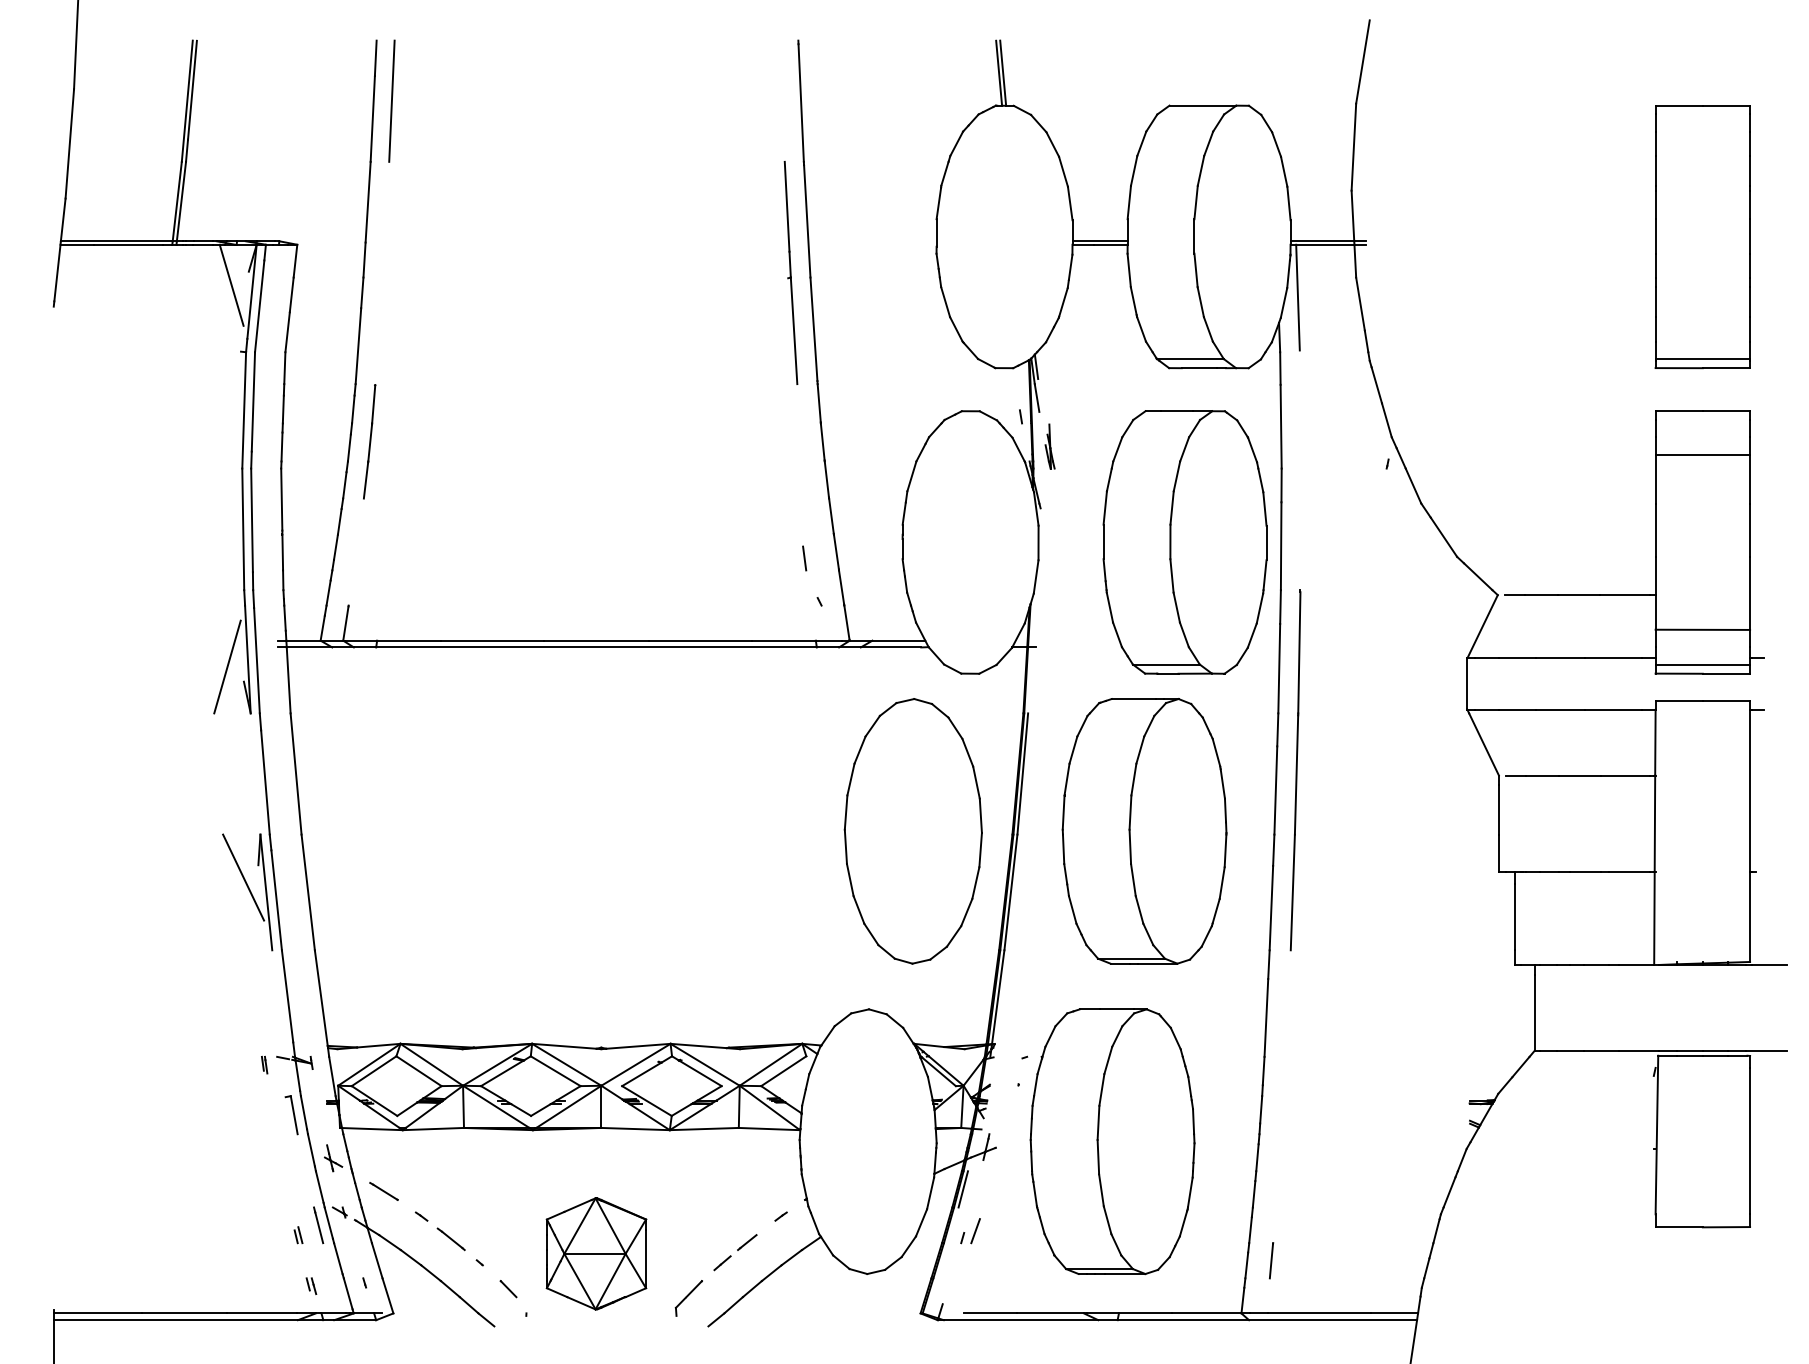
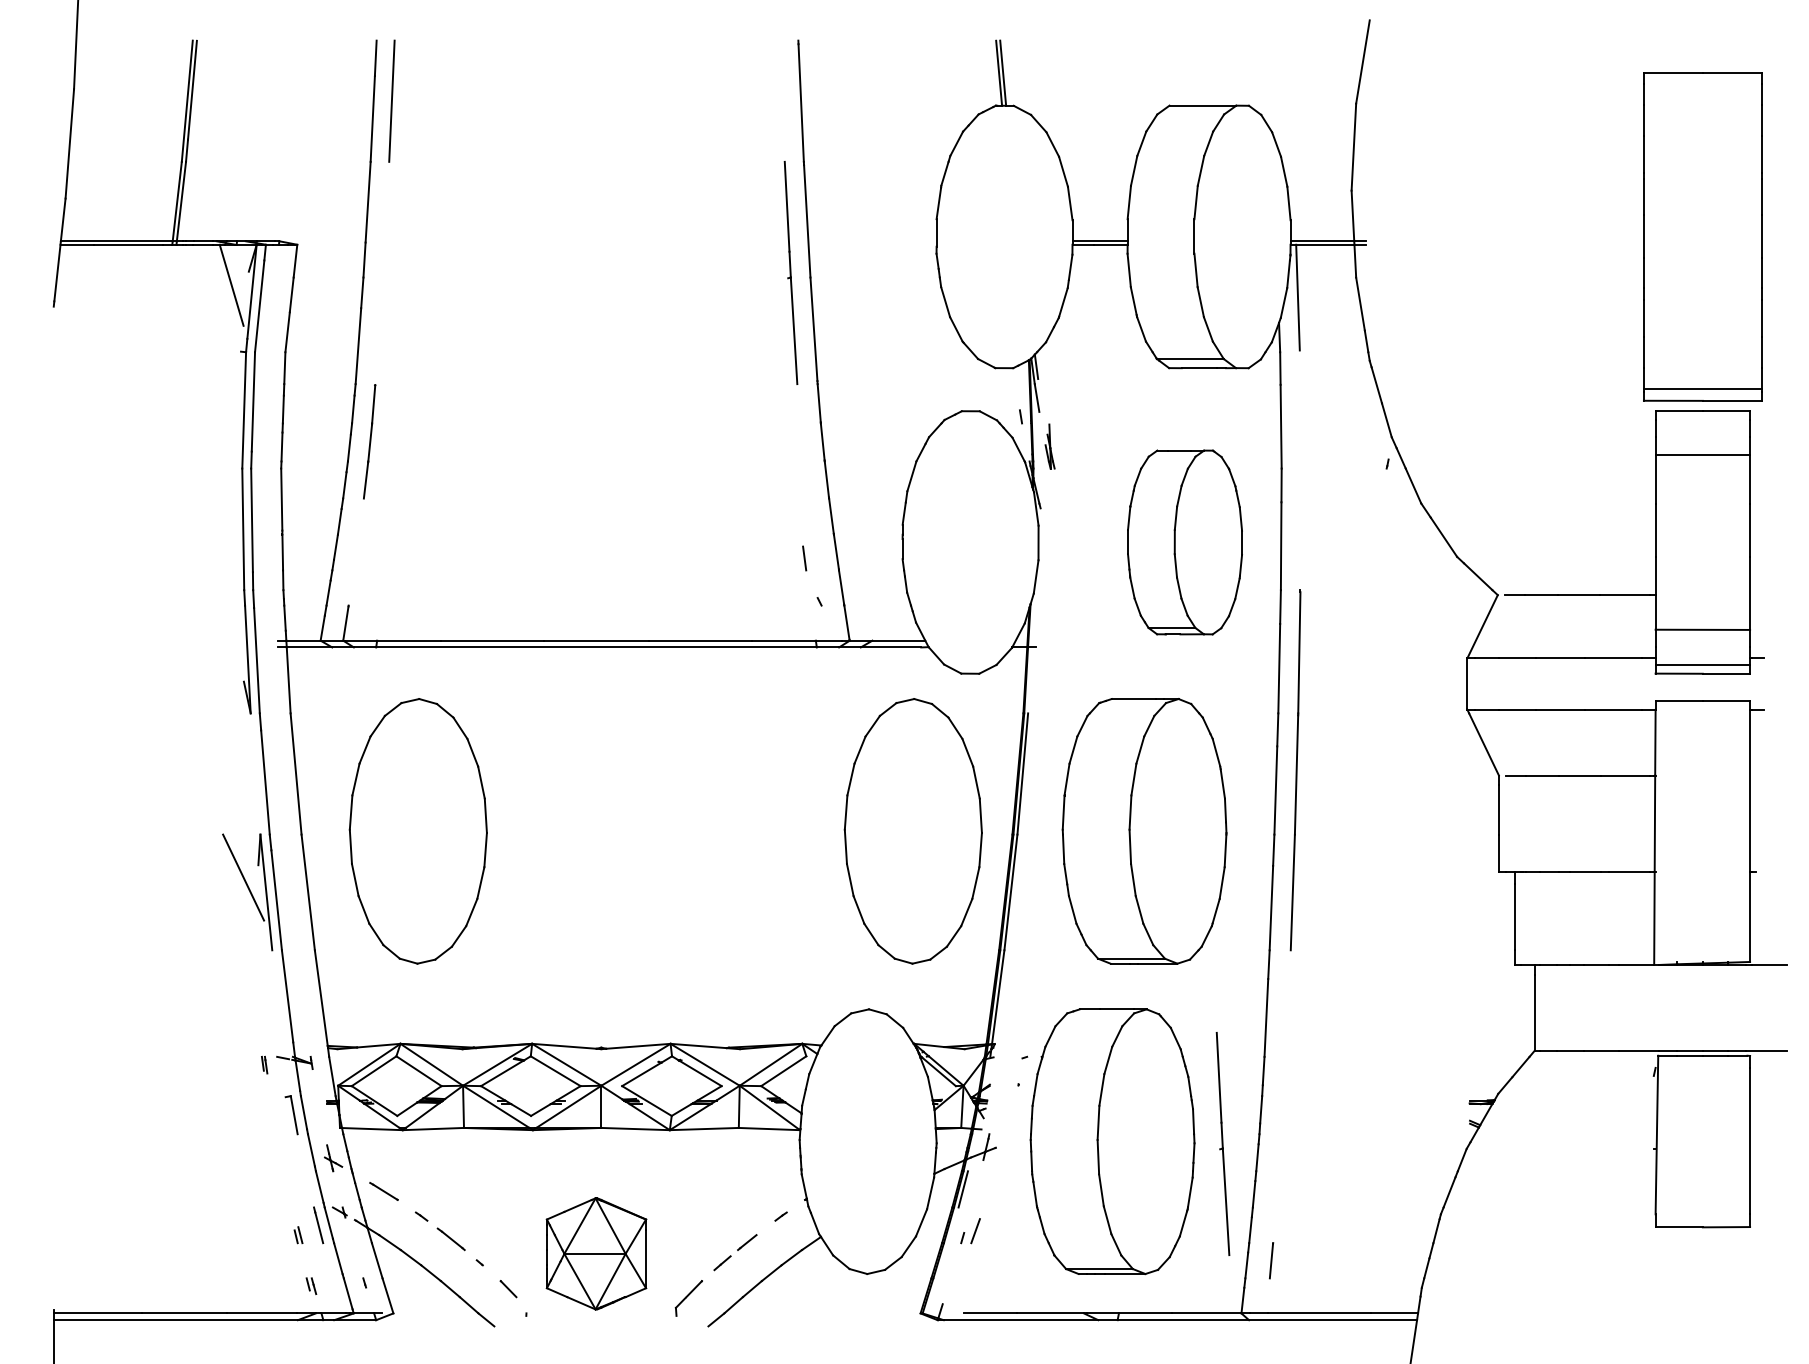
part size: 97x265 px -> 120x330 px (1702, 236)
part size: 166x265 px -> 116x187 px (1184, 542)
line: present -> none (227, 666)
part: none -> present (417, 831)
part: none -> present (1222, 1143)
